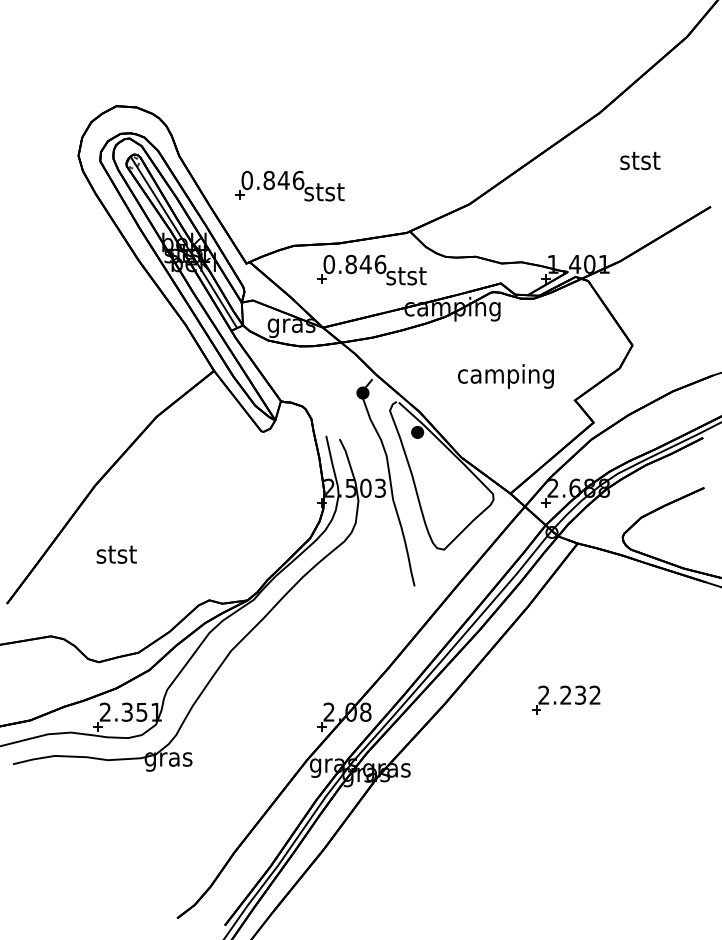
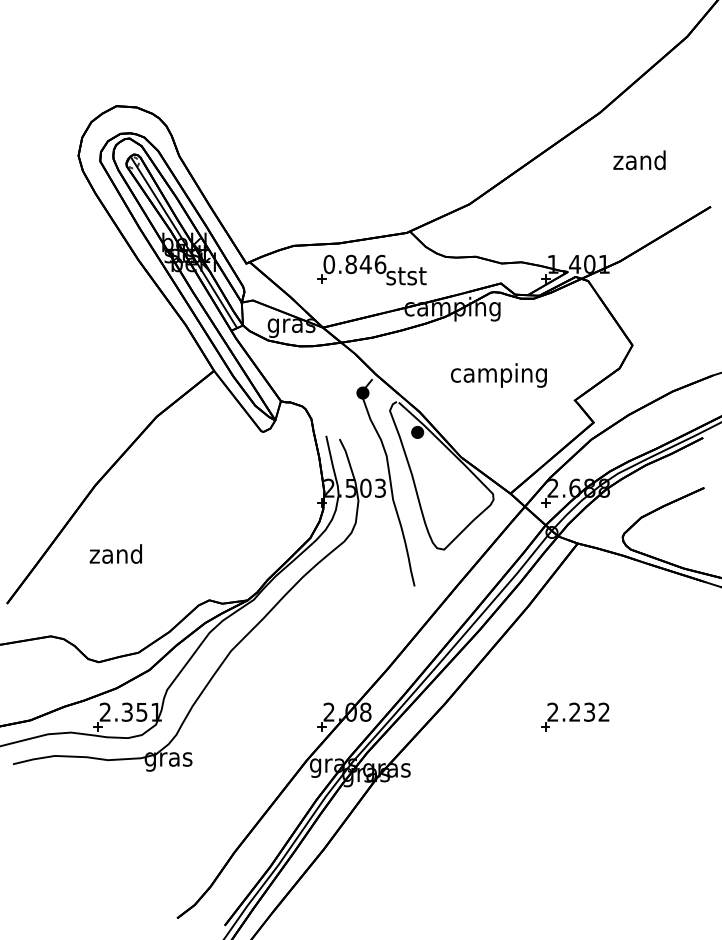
text: stst -> zand (639, 160)
part: present -> none (289, 185)
text position: (505, 376) -> (498, 375) (498, 375)
text: stst -> zand (115, 553)
part position: (566, 699) -> (575, 716) (575, 716)
